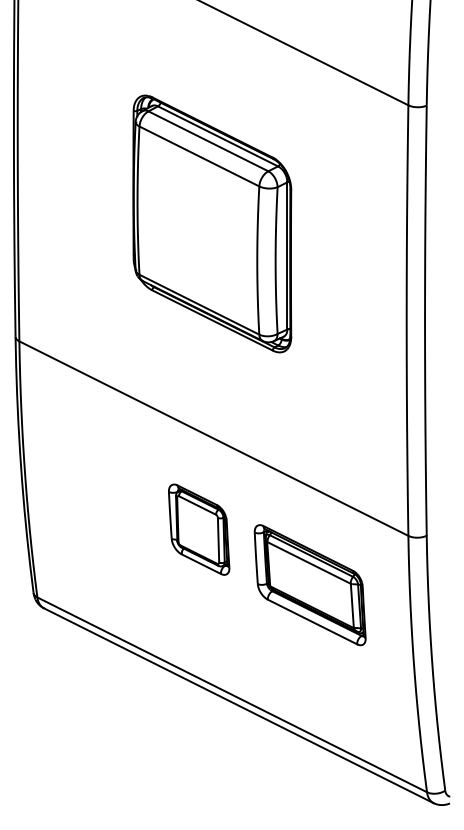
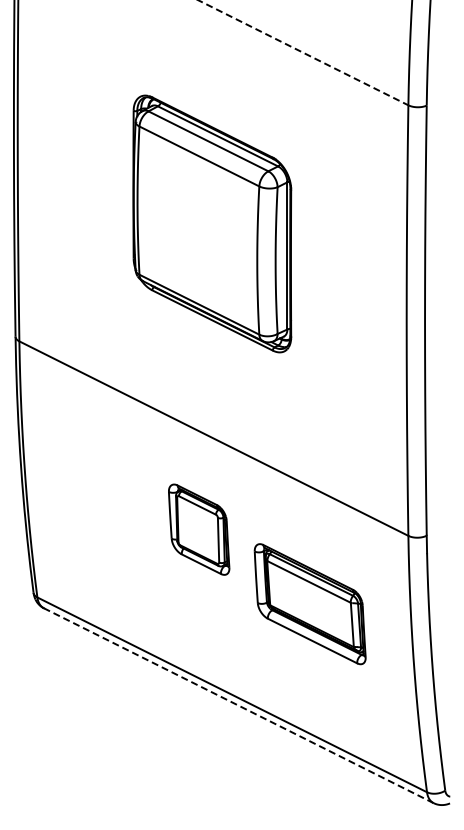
line: solid -> dashed (303, 53)
part position: (309, 585) -> (309, 604) (309, 604)
line: solid -> dashed (238, 705)
